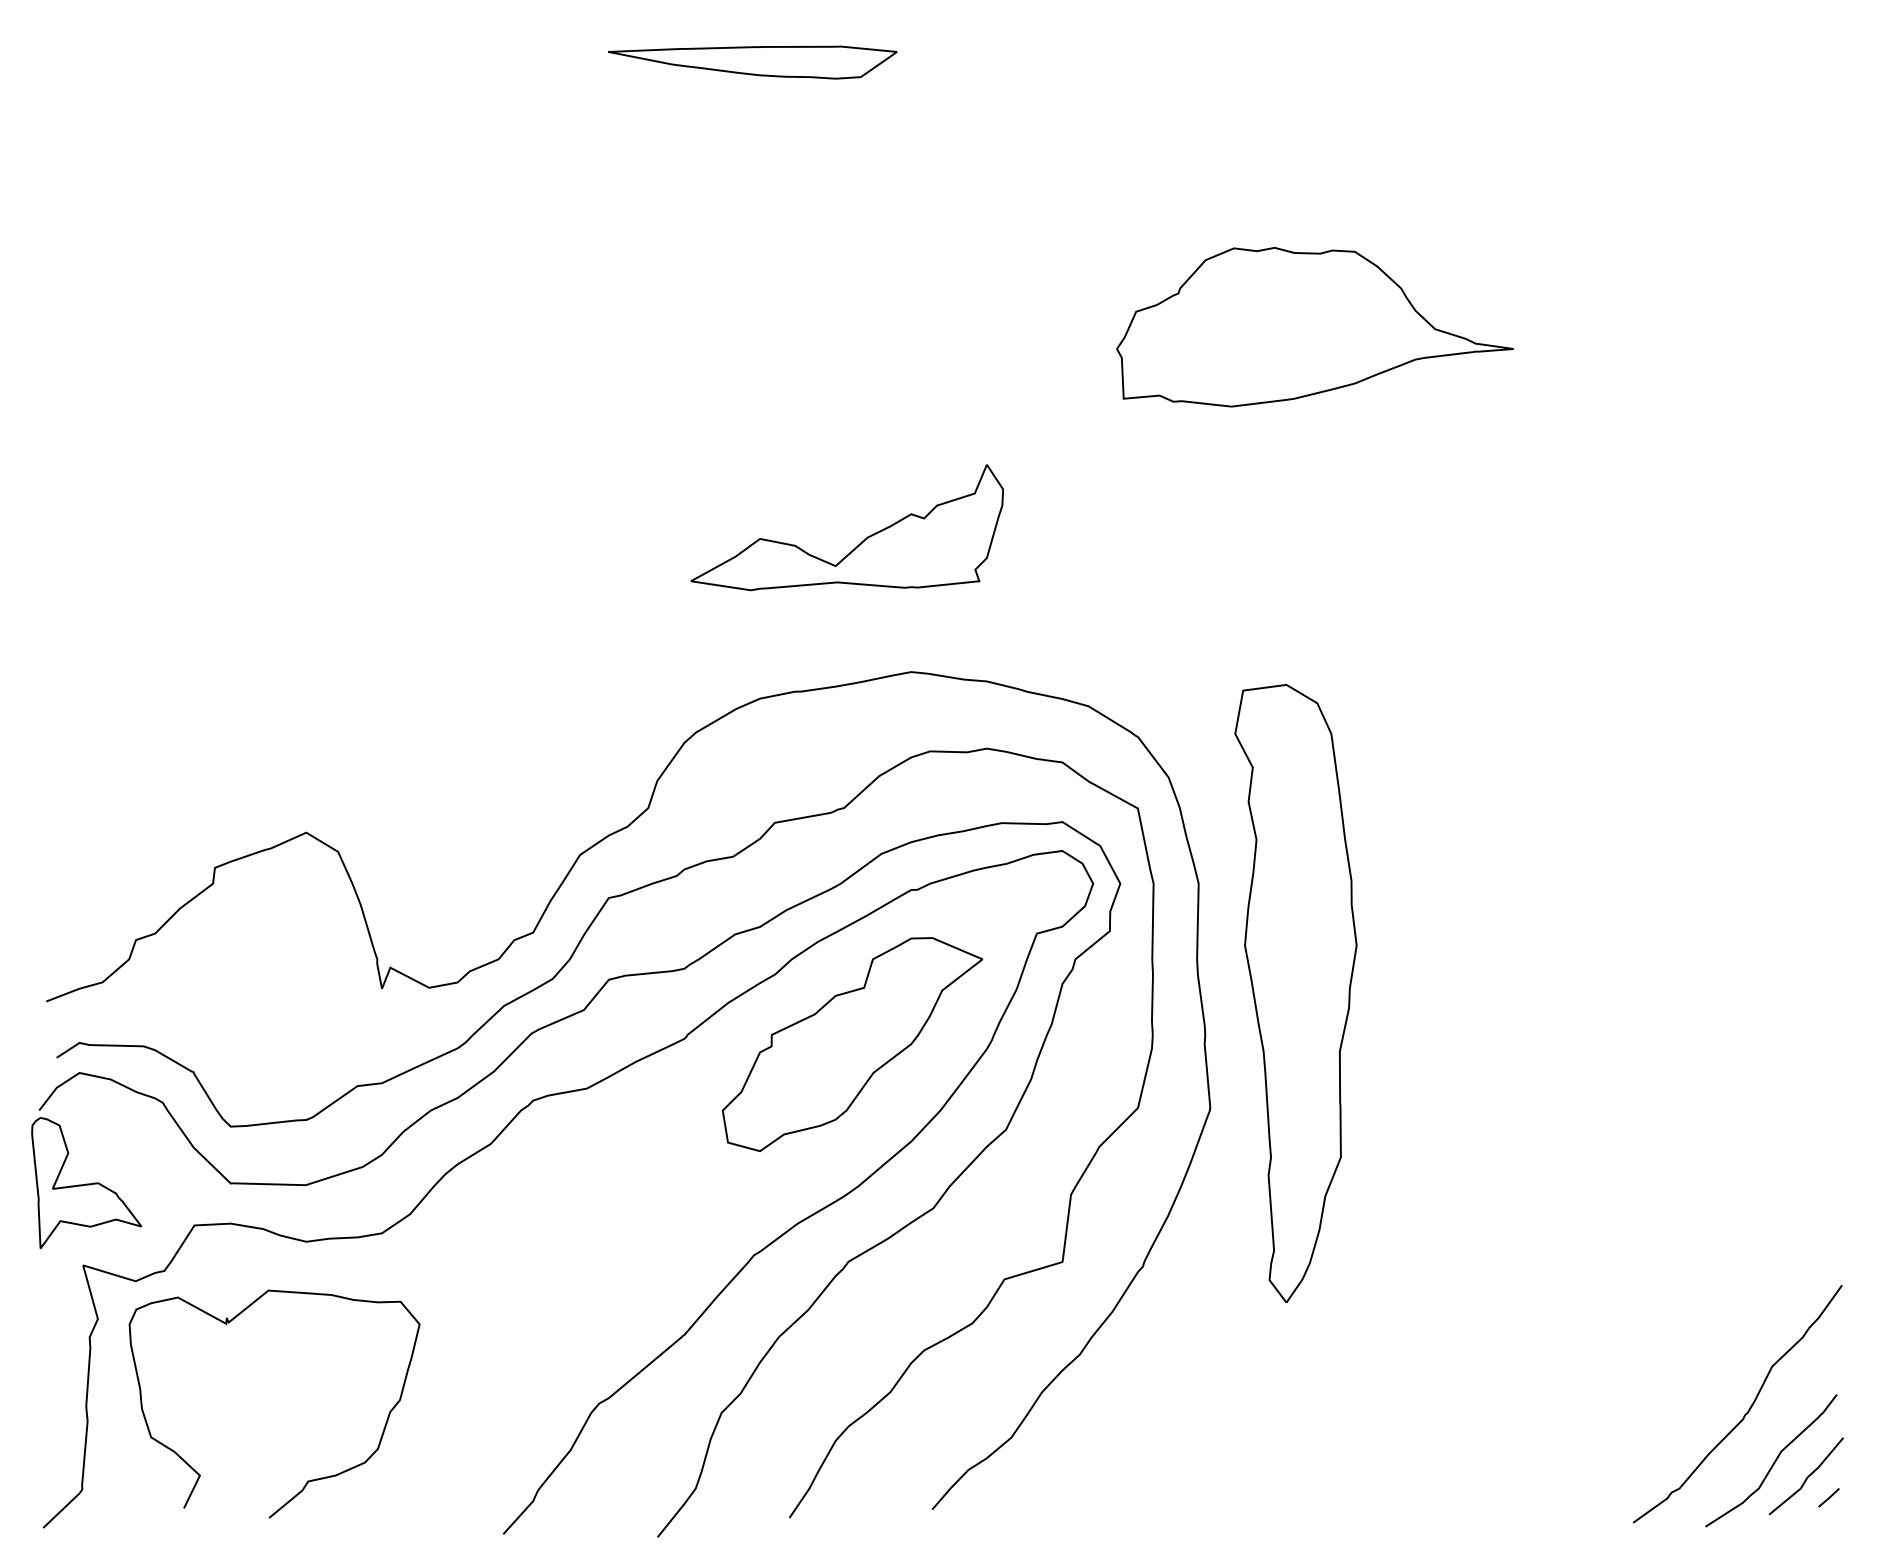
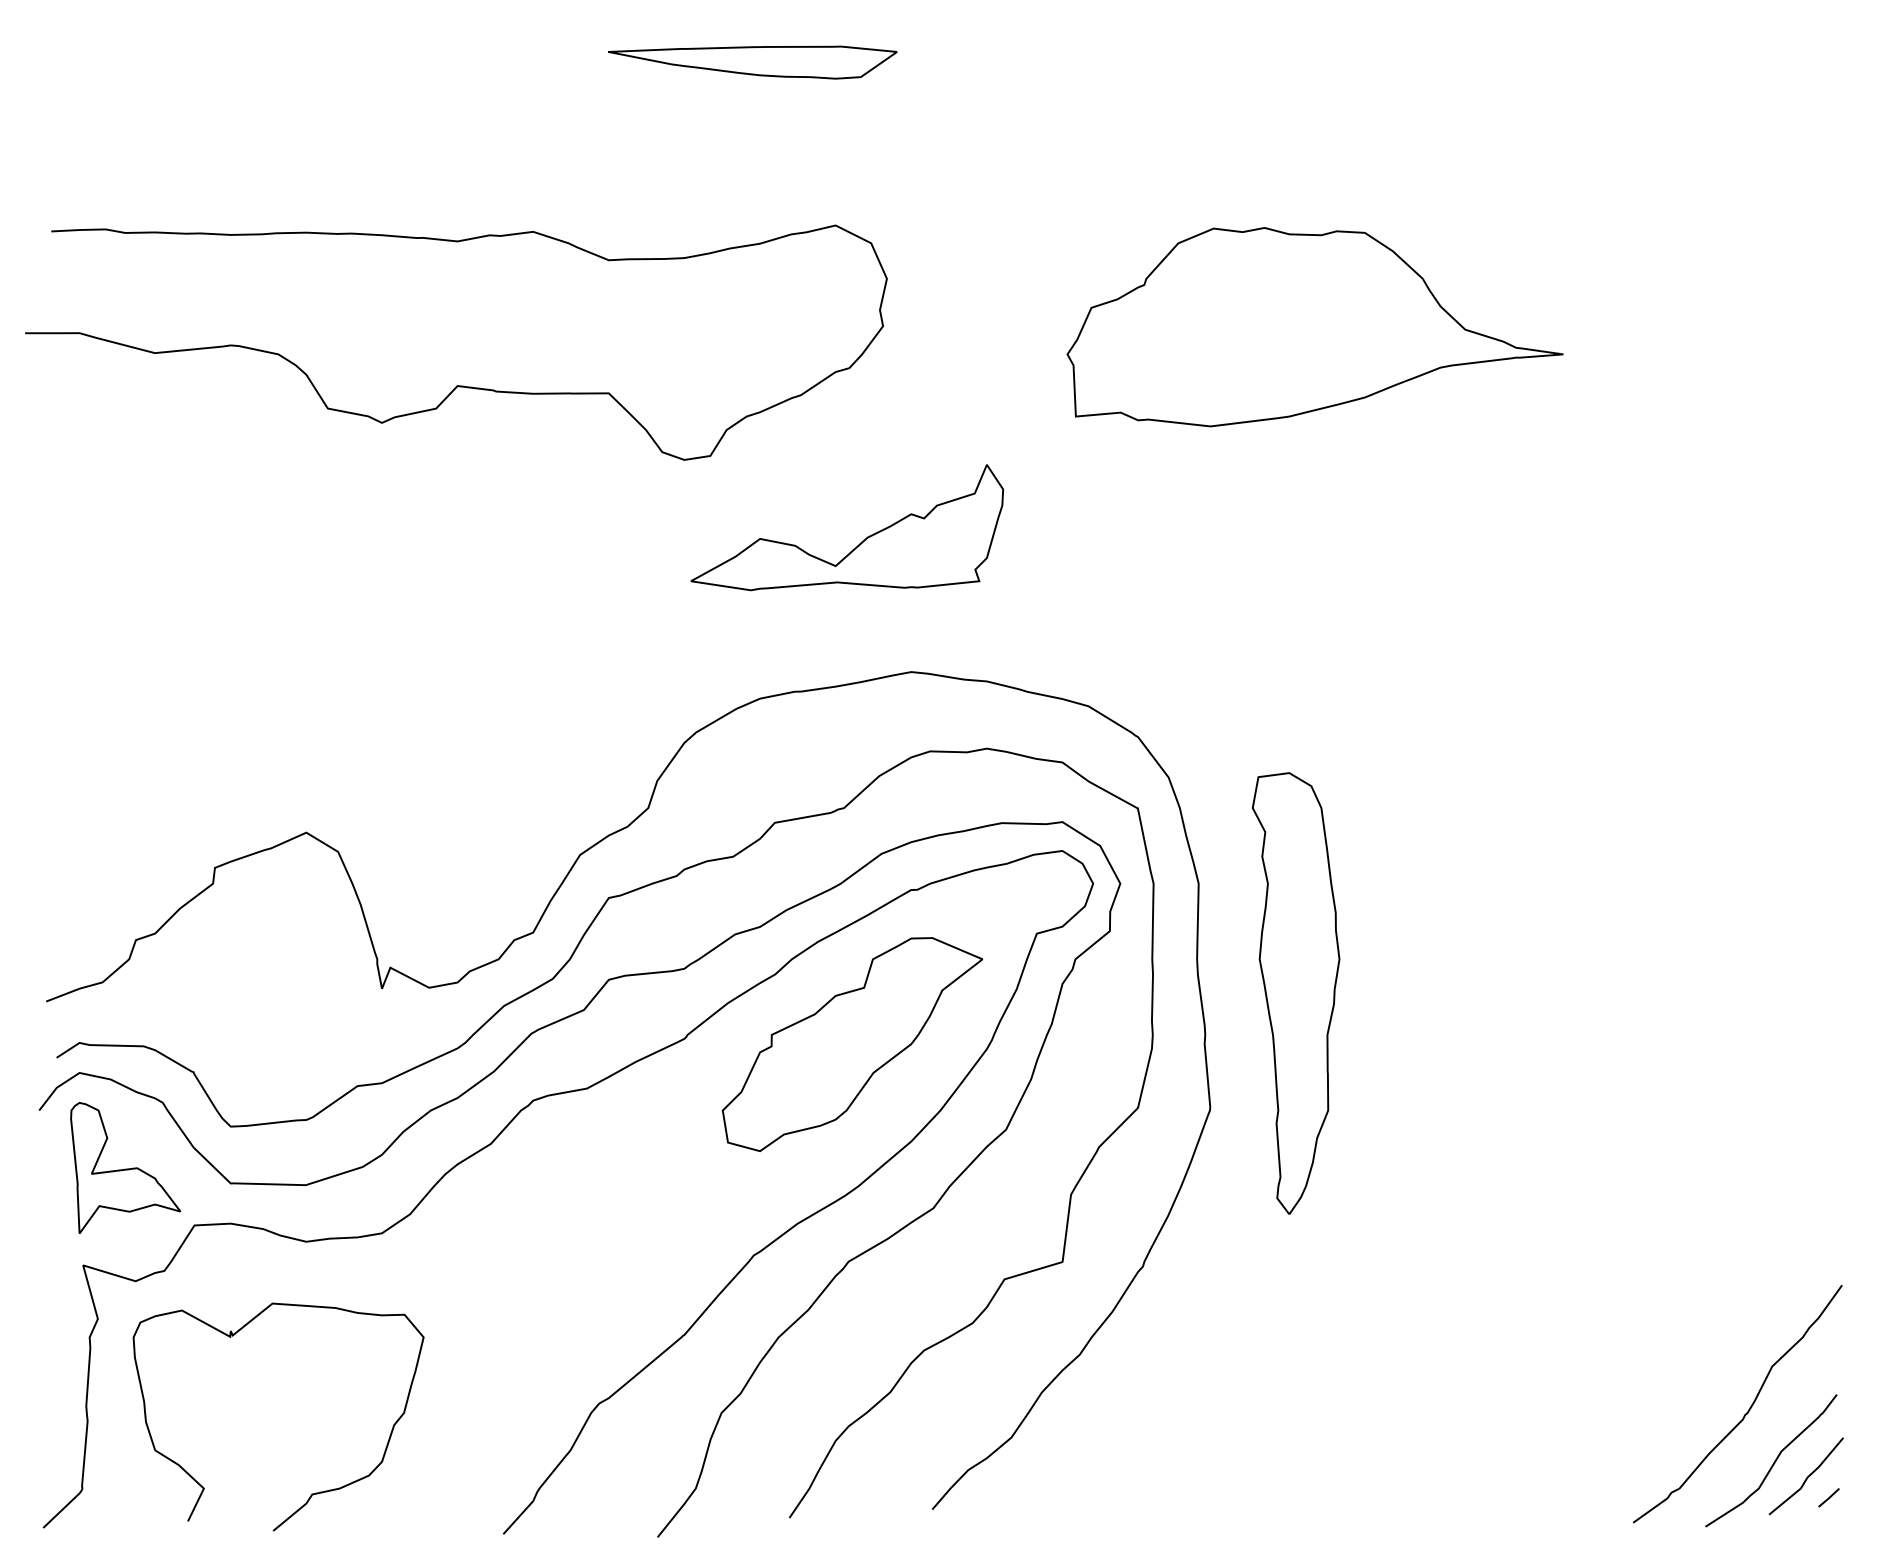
part size: 398x161 px -> 498x201 px (1314, 327)
curve: none -> present (456, 385)
part size: 124x619 px -> 89x443 px (1296, 993)
part position: (86, 1182) -> (125, 1167) (125, 1167)
curve position: (307, 1480) -> (311, 1493) (311, 1493)
